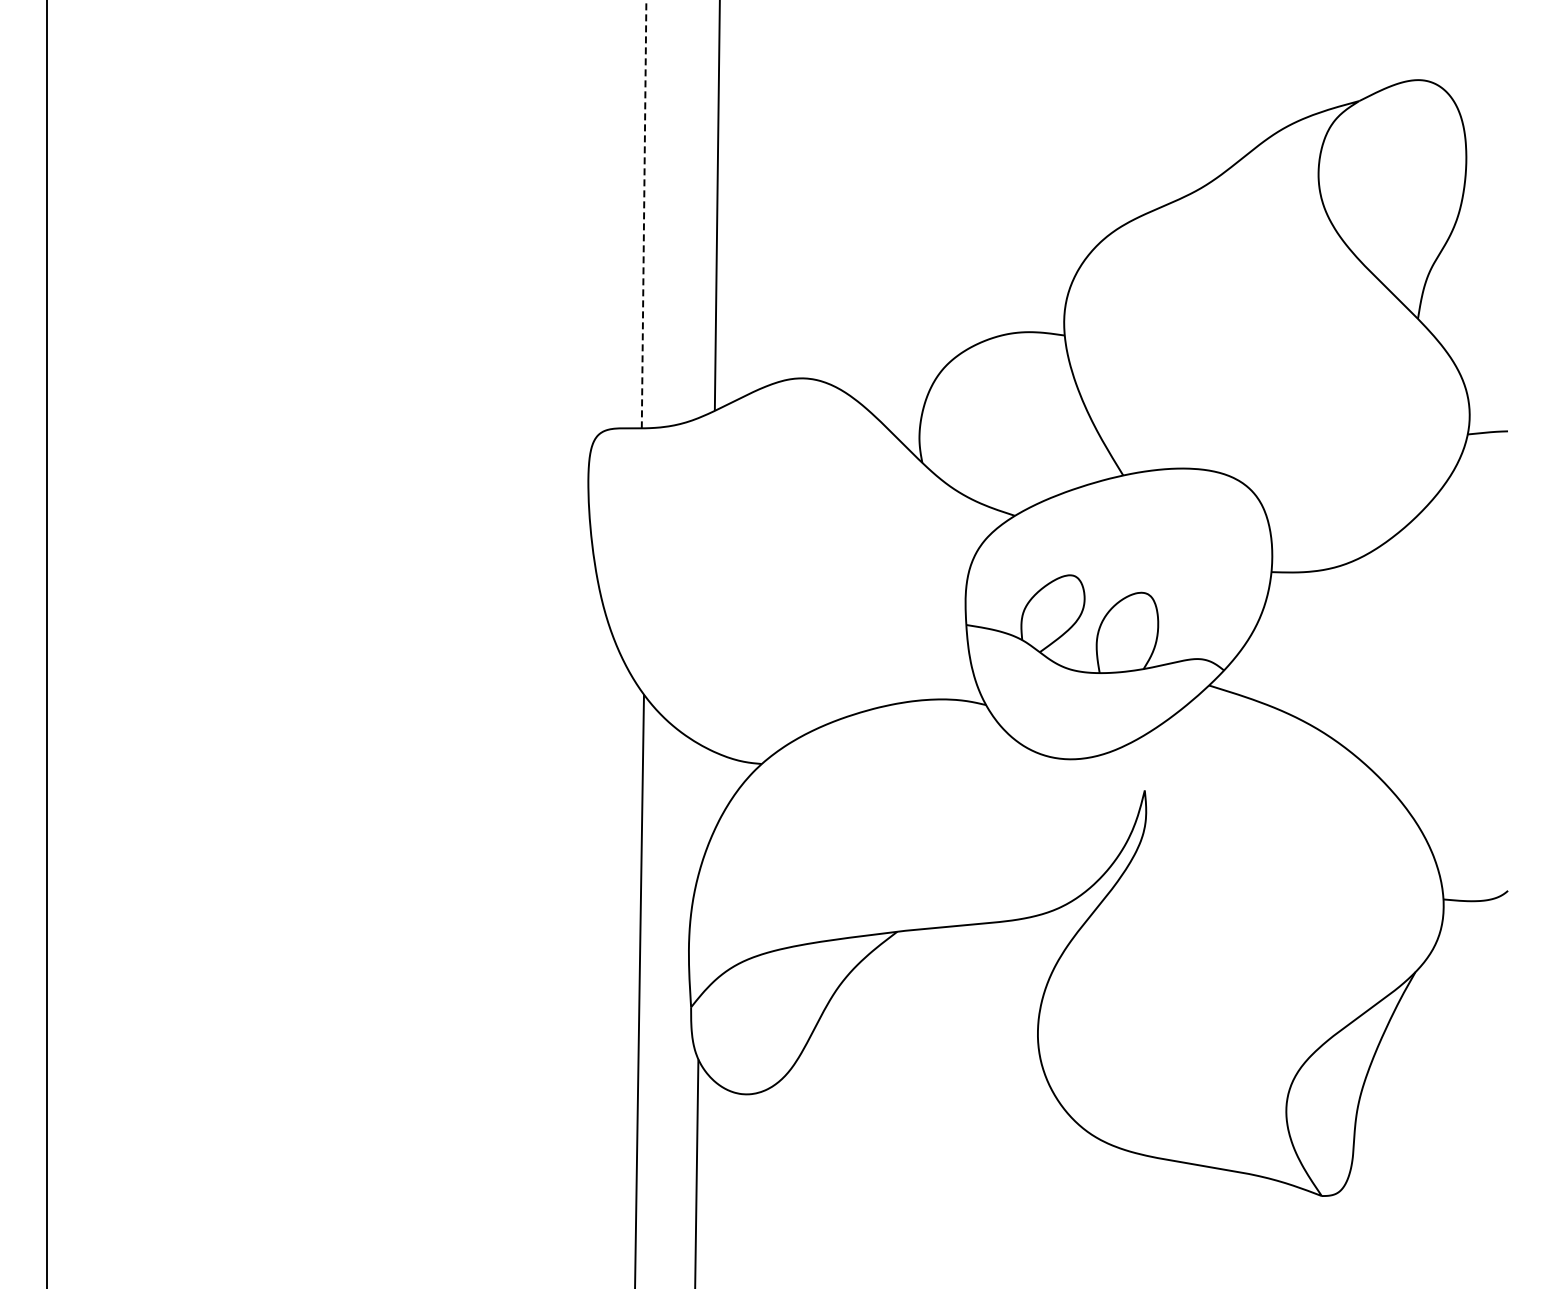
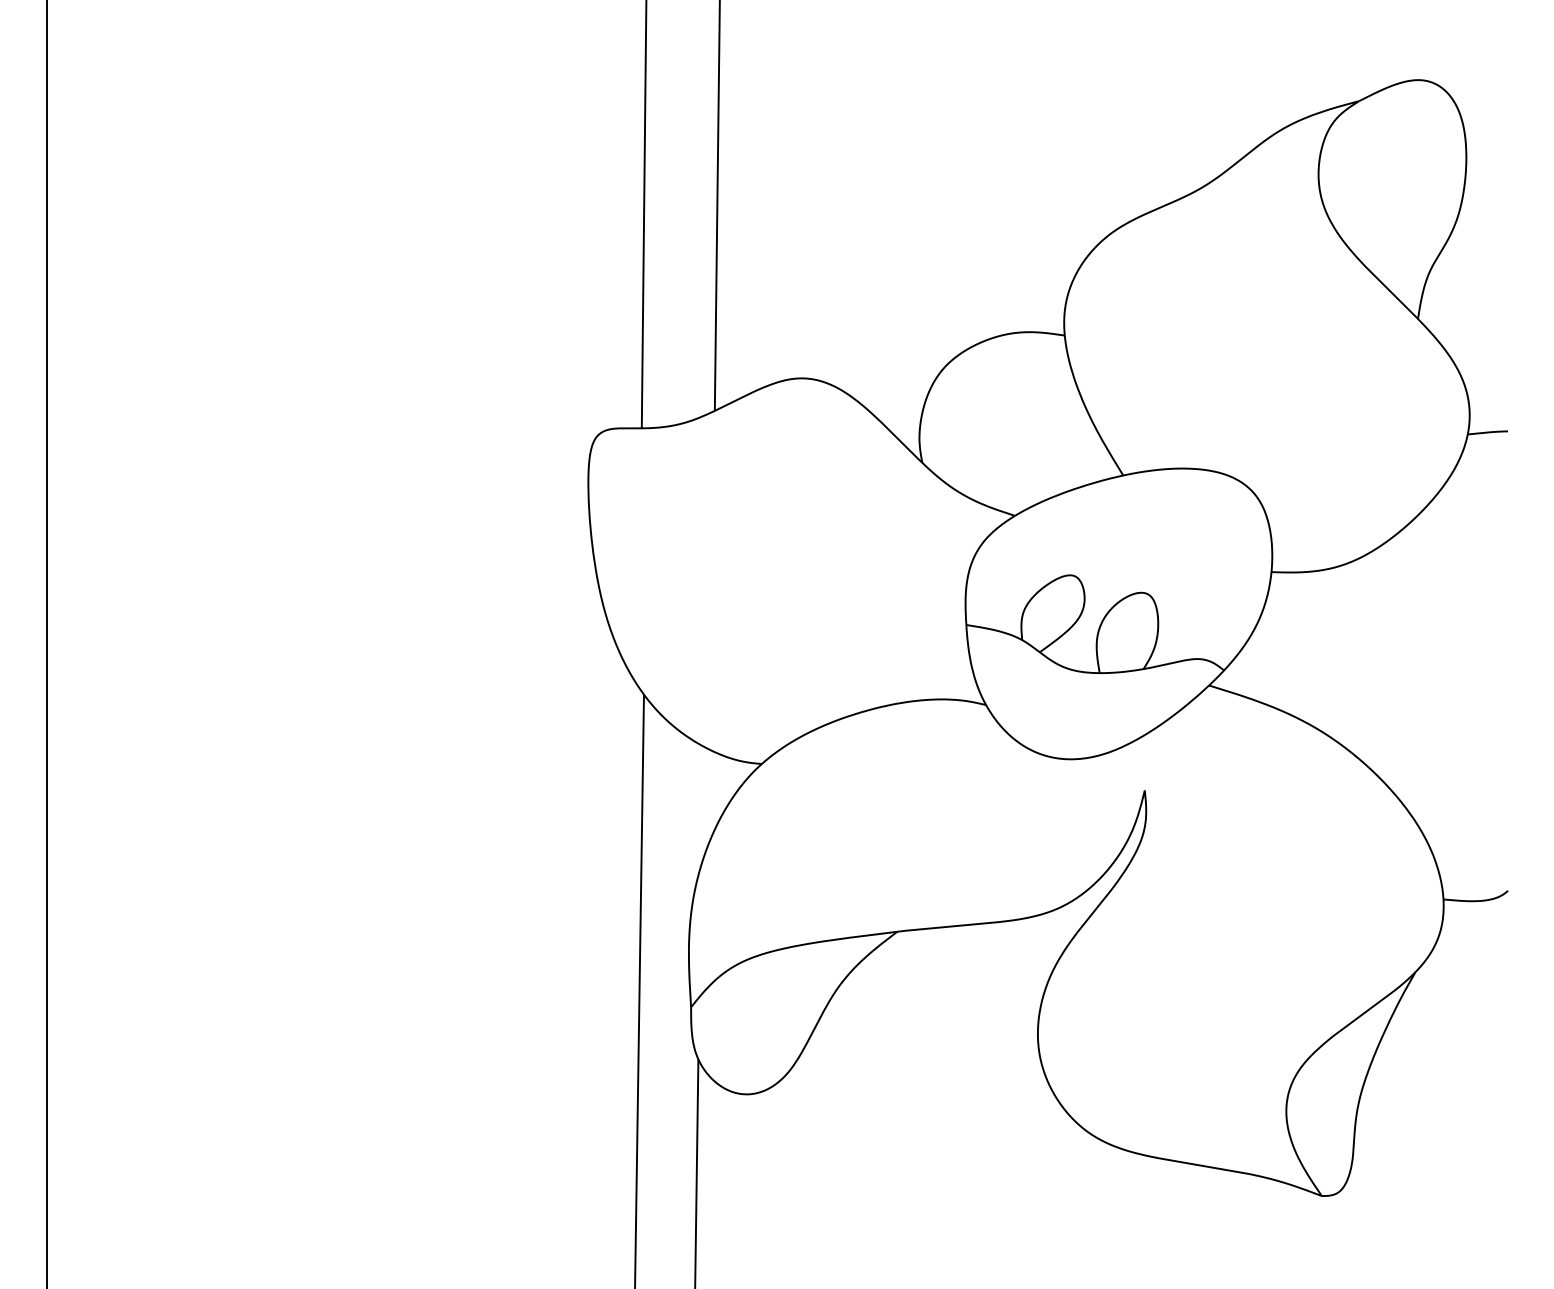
line: dashed -> solid (644, 214)
